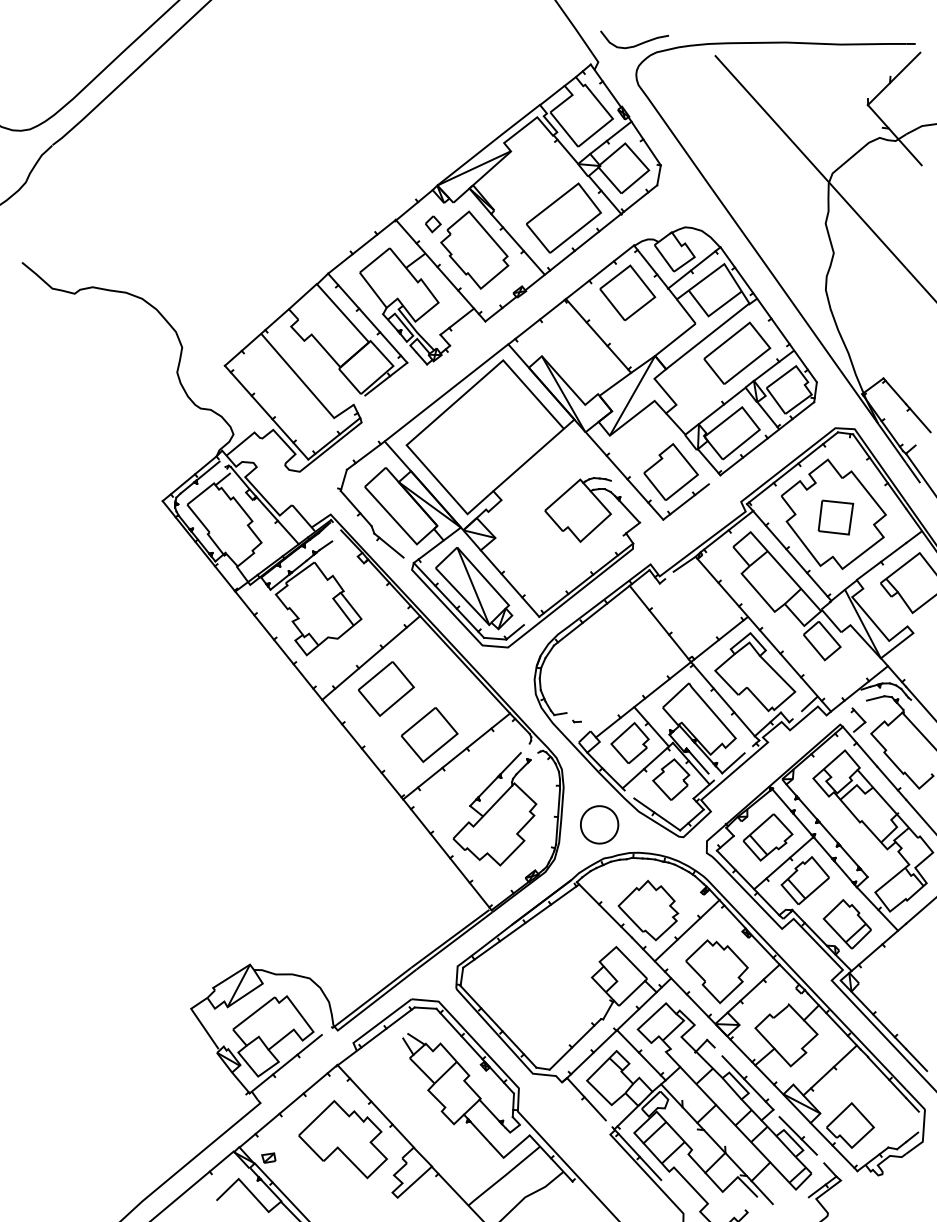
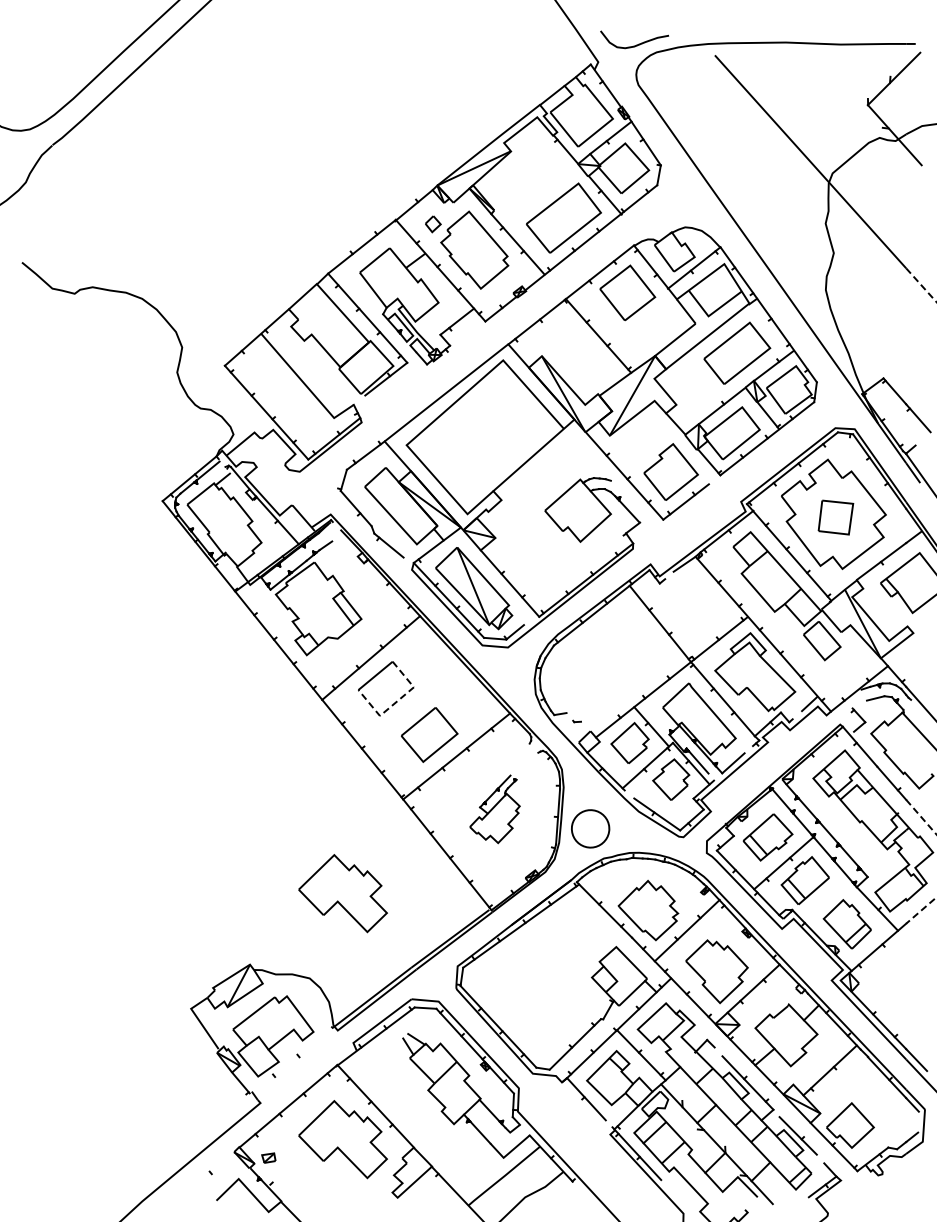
line: solid -> dashed (921, 285)
line: solid -> dashed (396, 701)
part size: 86x115 px -> 52x71 px (494, 809)
line: solid -> dashed (921, 817)
part position: (599, 824) -> (590, 828) (590, 828)
part: none -> present (342, 893)
line: solid -> dashed (921, 910)
line: present -> none (285, 1064)
line: present -> none (193, 1184)
line: present -> none (280, 1190)
